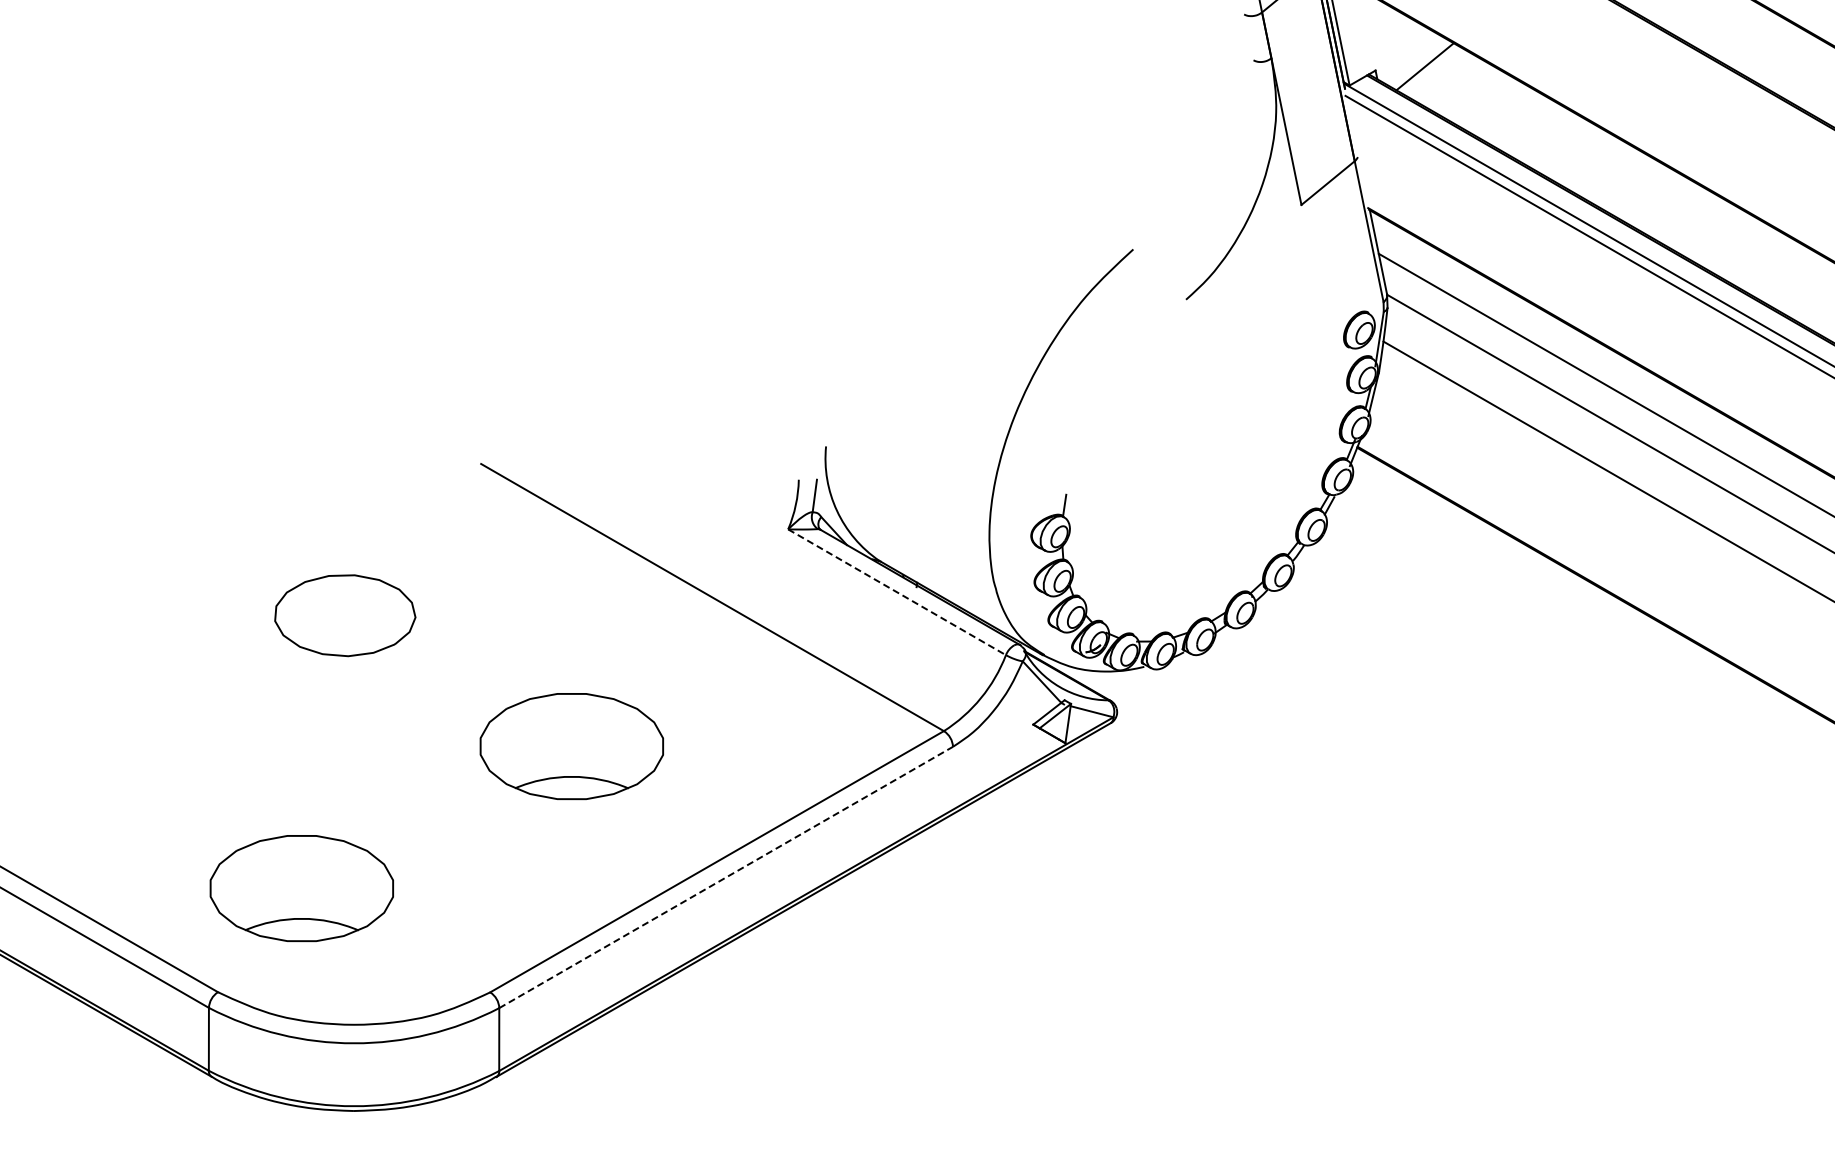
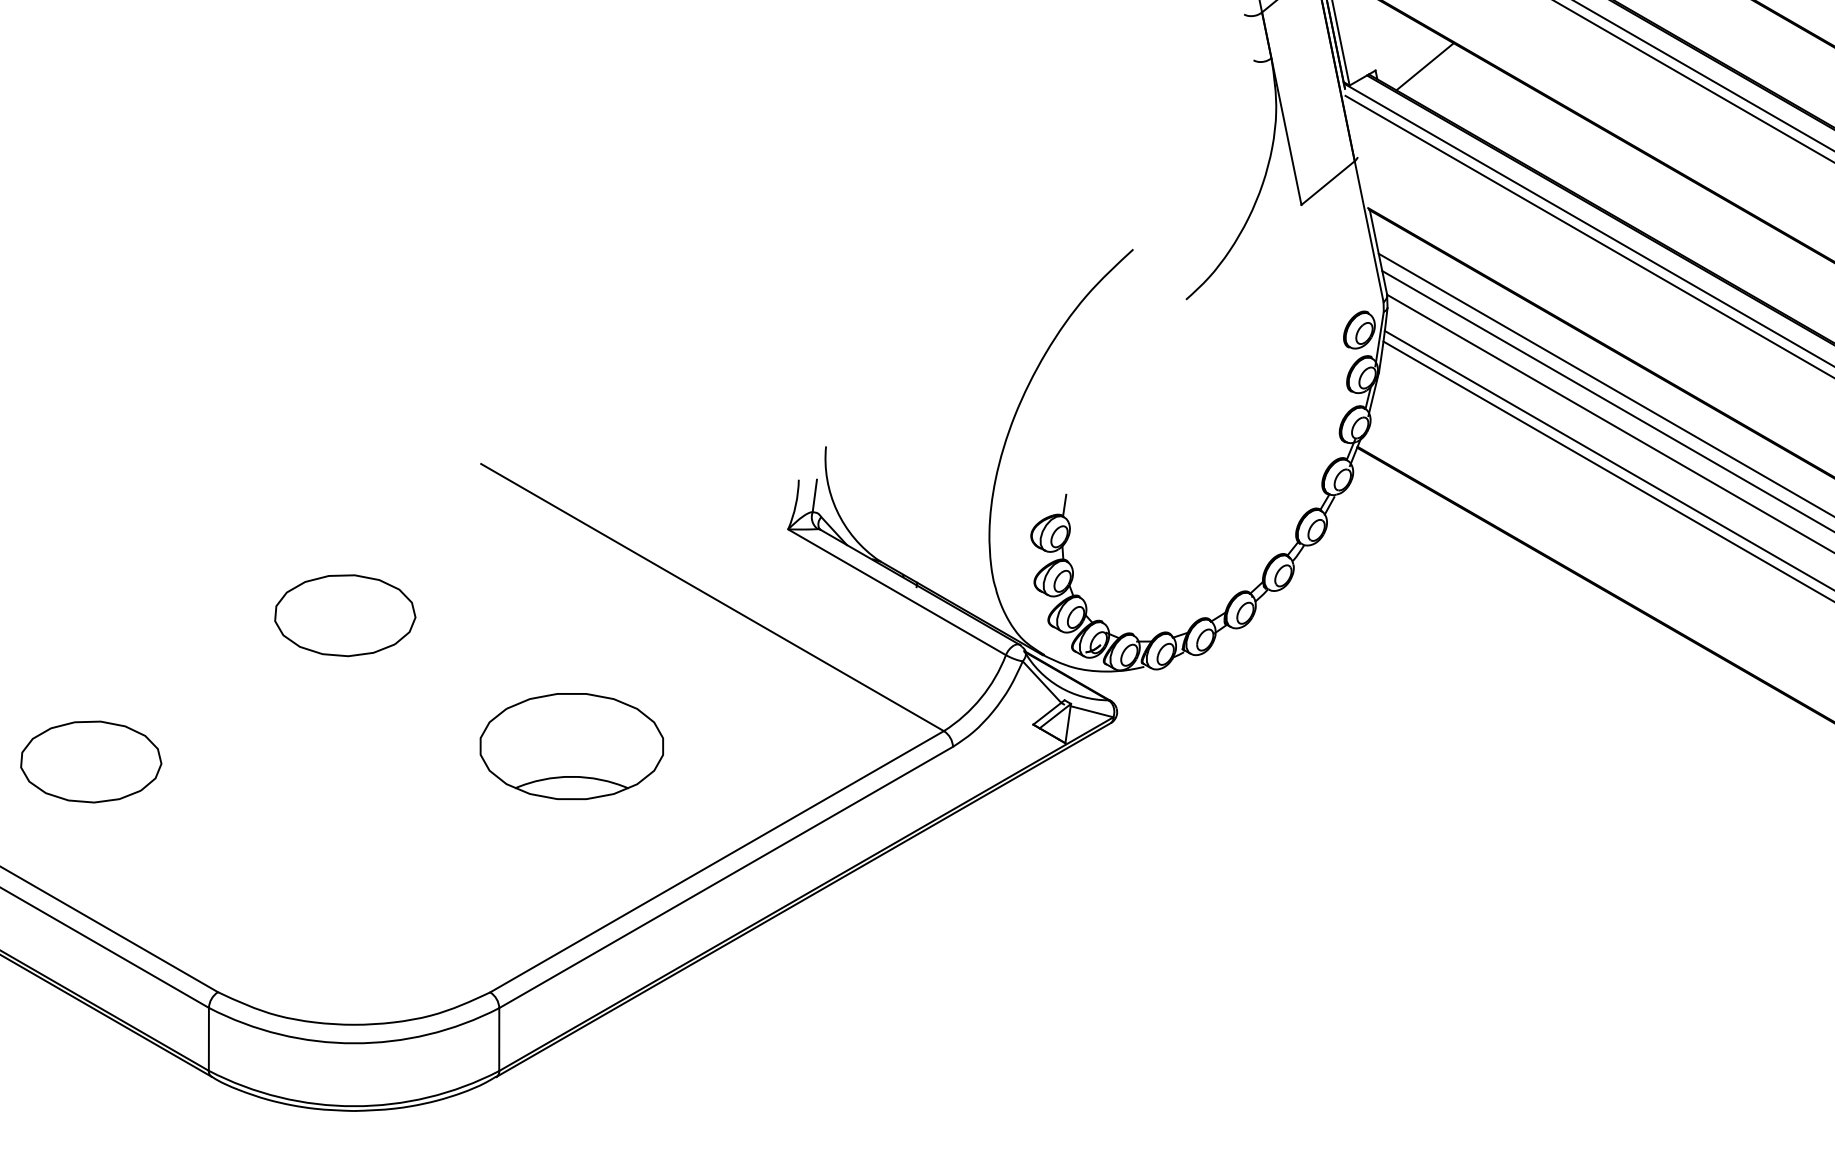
line: none -> present (1703, 75)
line: none -> present (1693, 81)
line: none -> present (1606, 400)
line: none -> present (1607, 459)
line: dashed -> solid (897, 592)
part: none -> present (91, 761)
line: dashed -> solid (726, 877)
part: present -> none (301, 888)
